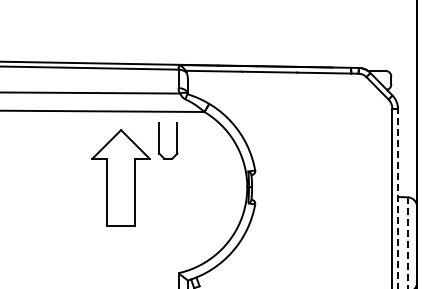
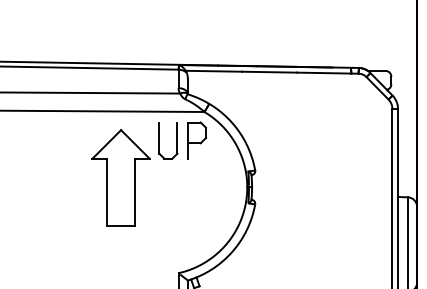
part: none -> present (196, 140)
line: dashed -> solid (398, 198)
line: dashed -> solid (407, 243)
